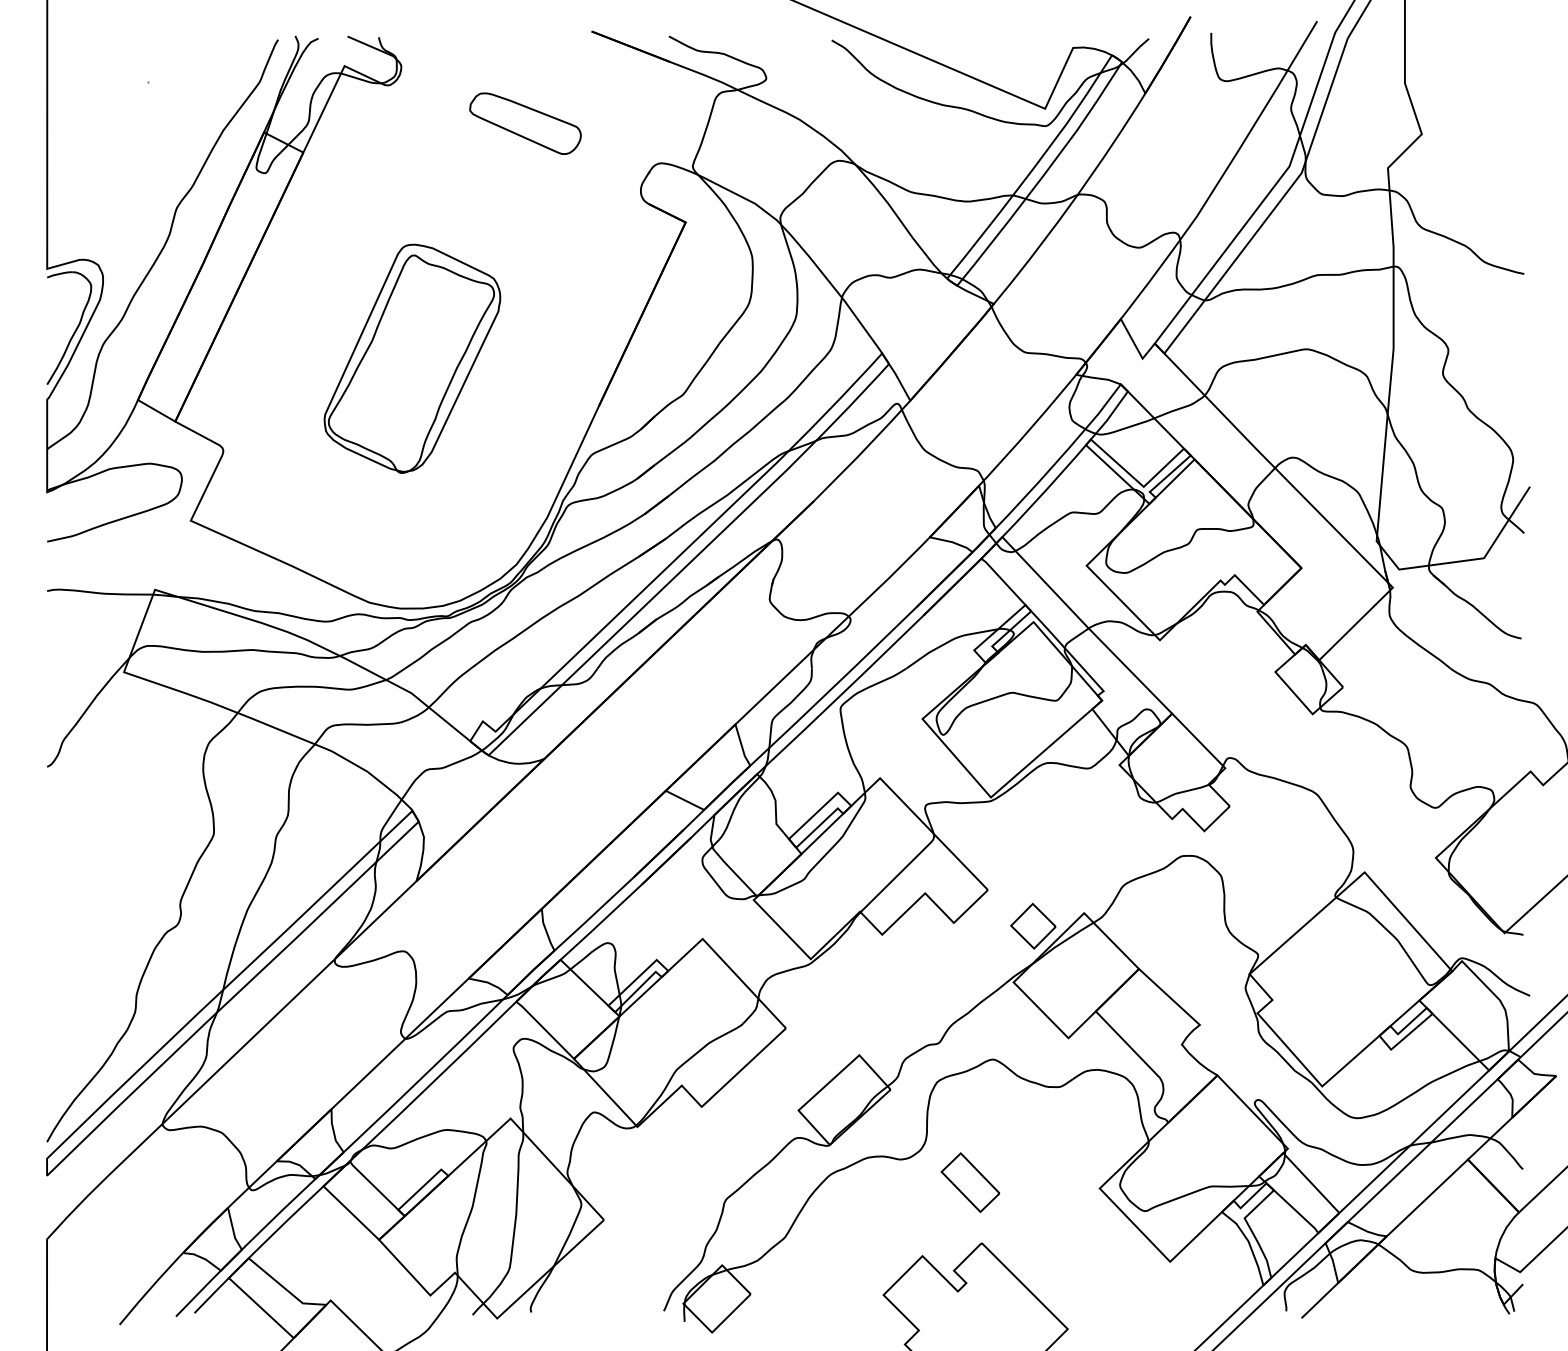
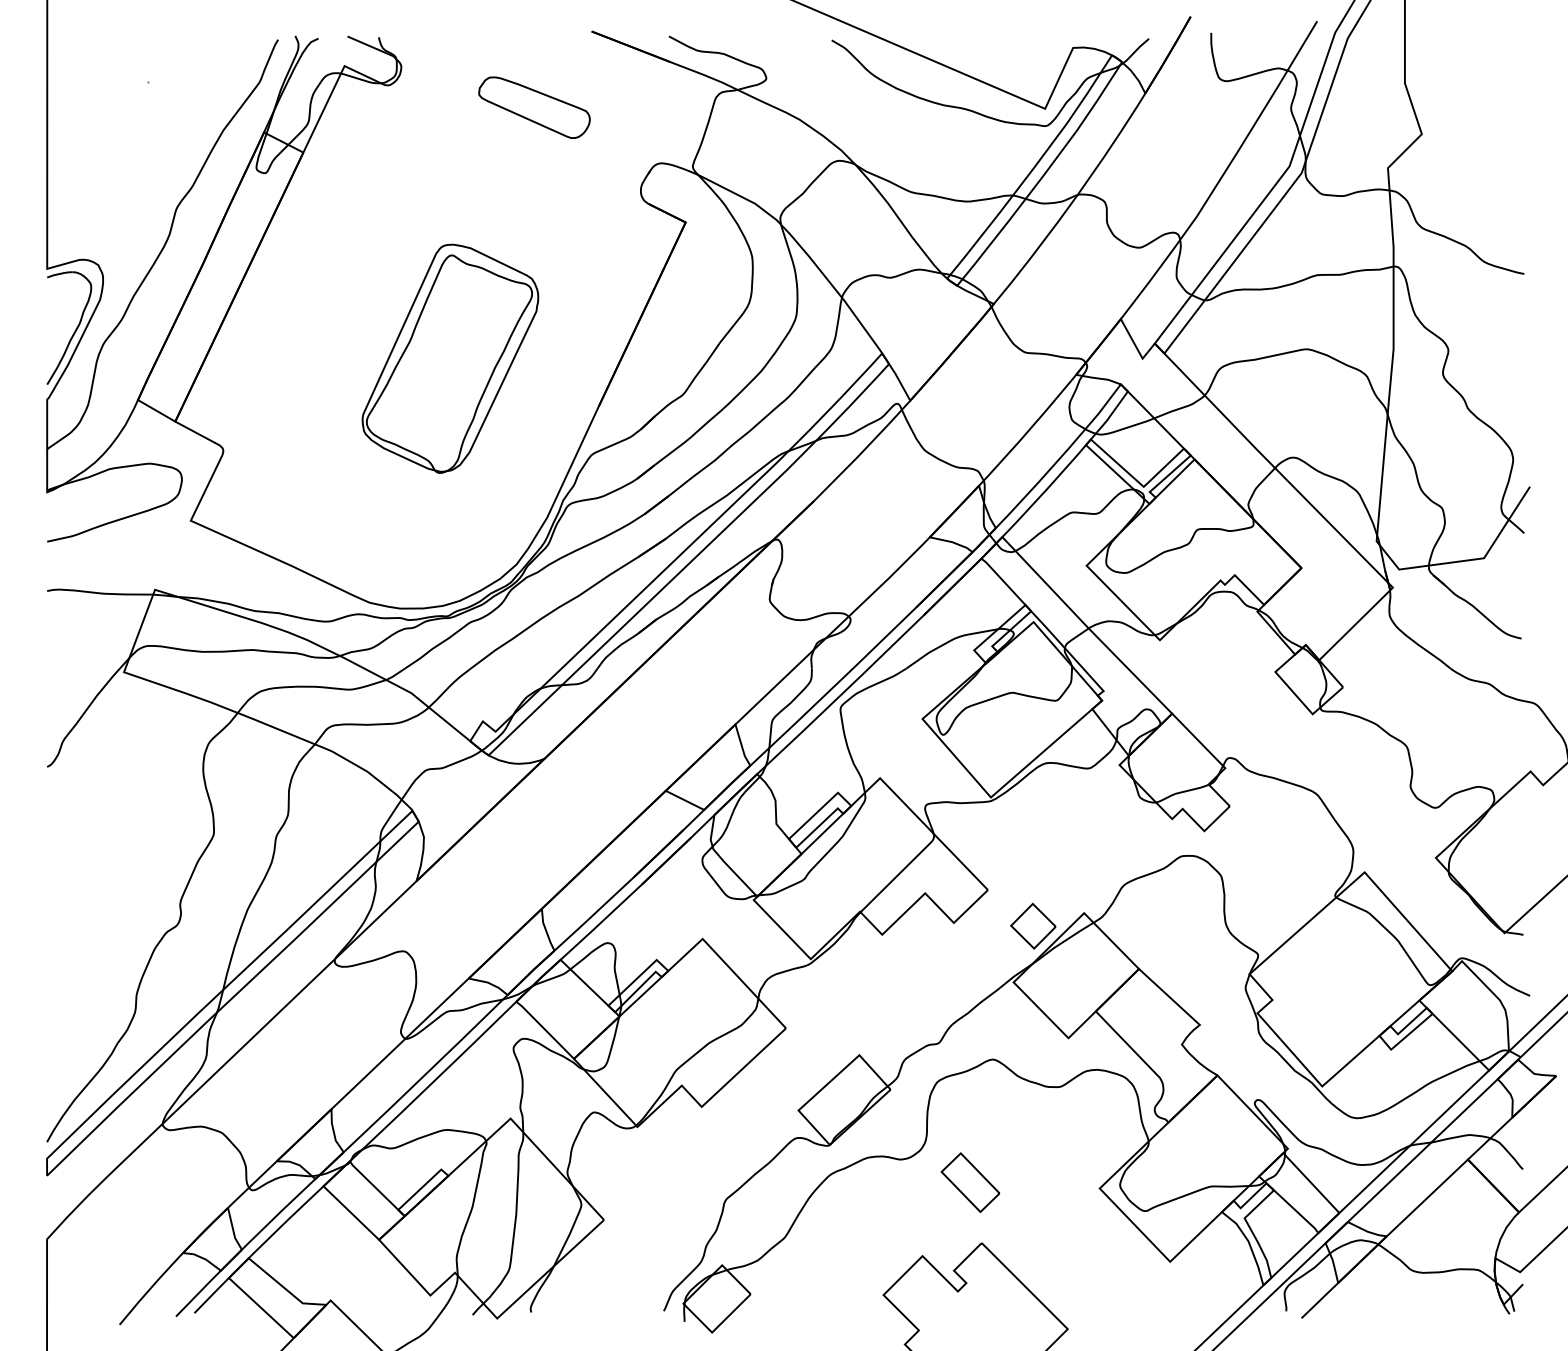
part position: (525, 123) -> (534, 107) (534, 107)
part position: (412, 358) -> (450, 358) (450, 358)
